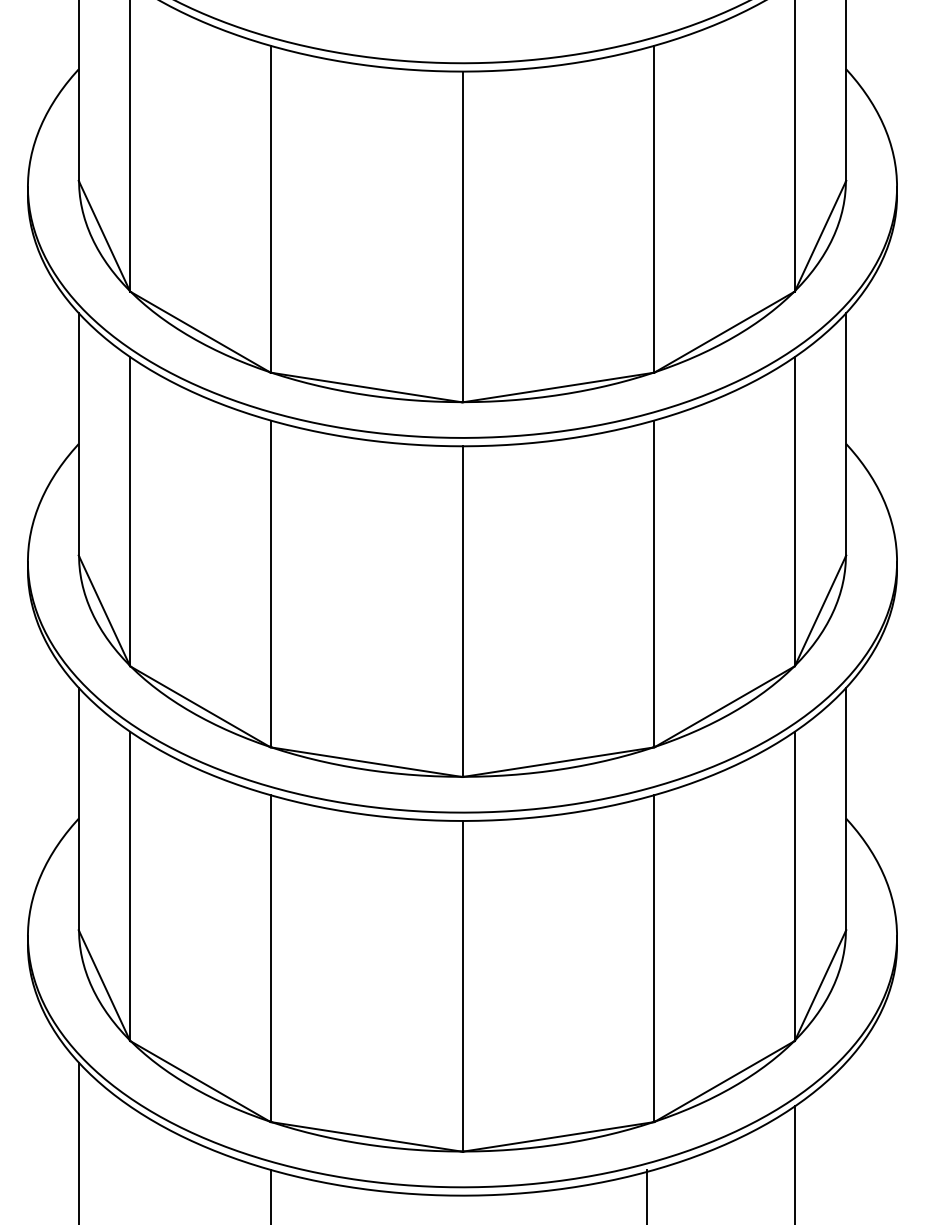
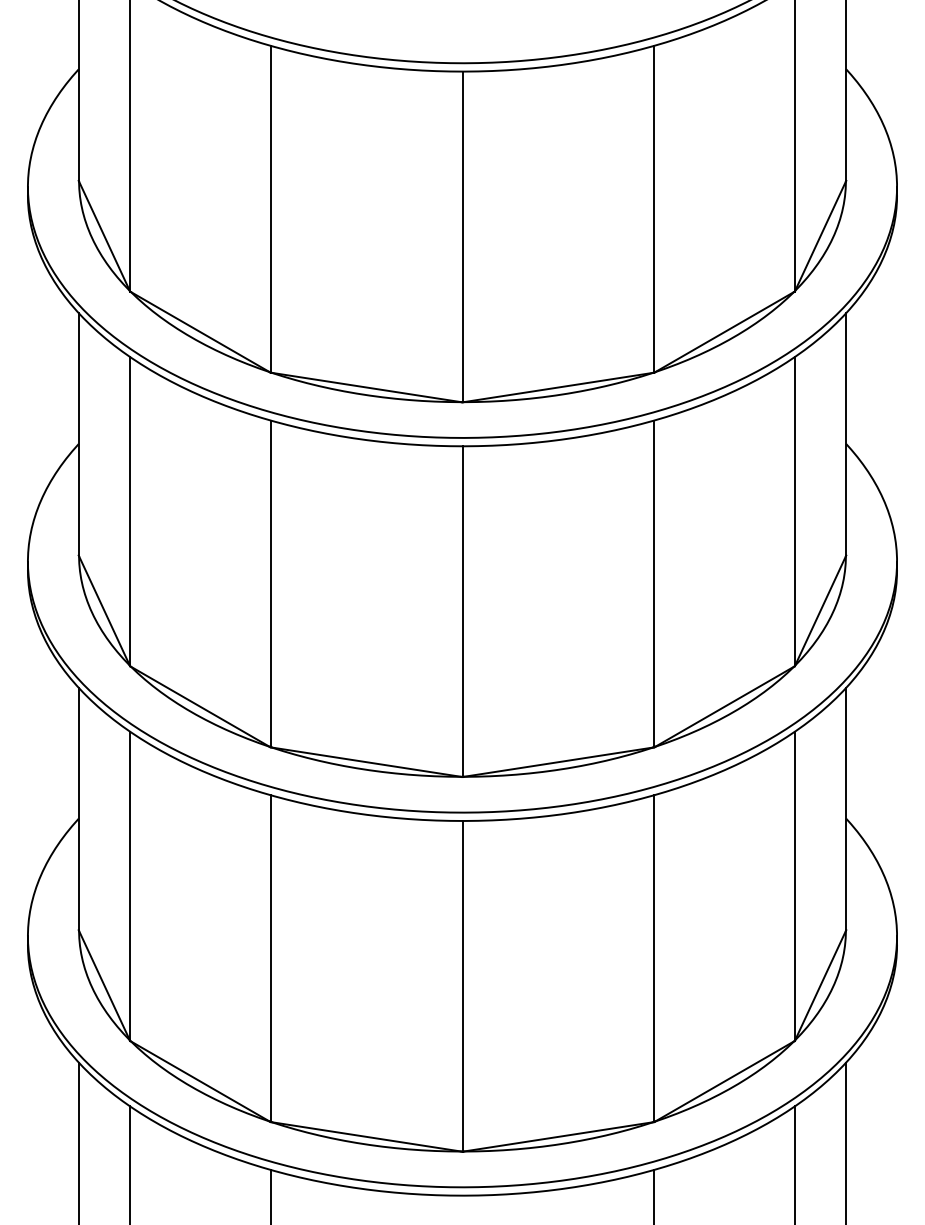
line: none -> present (846, 1141)
line: none -> present (130, 1163)
line position: (647, 1195) -> (654, 1195) (654, 1195)
